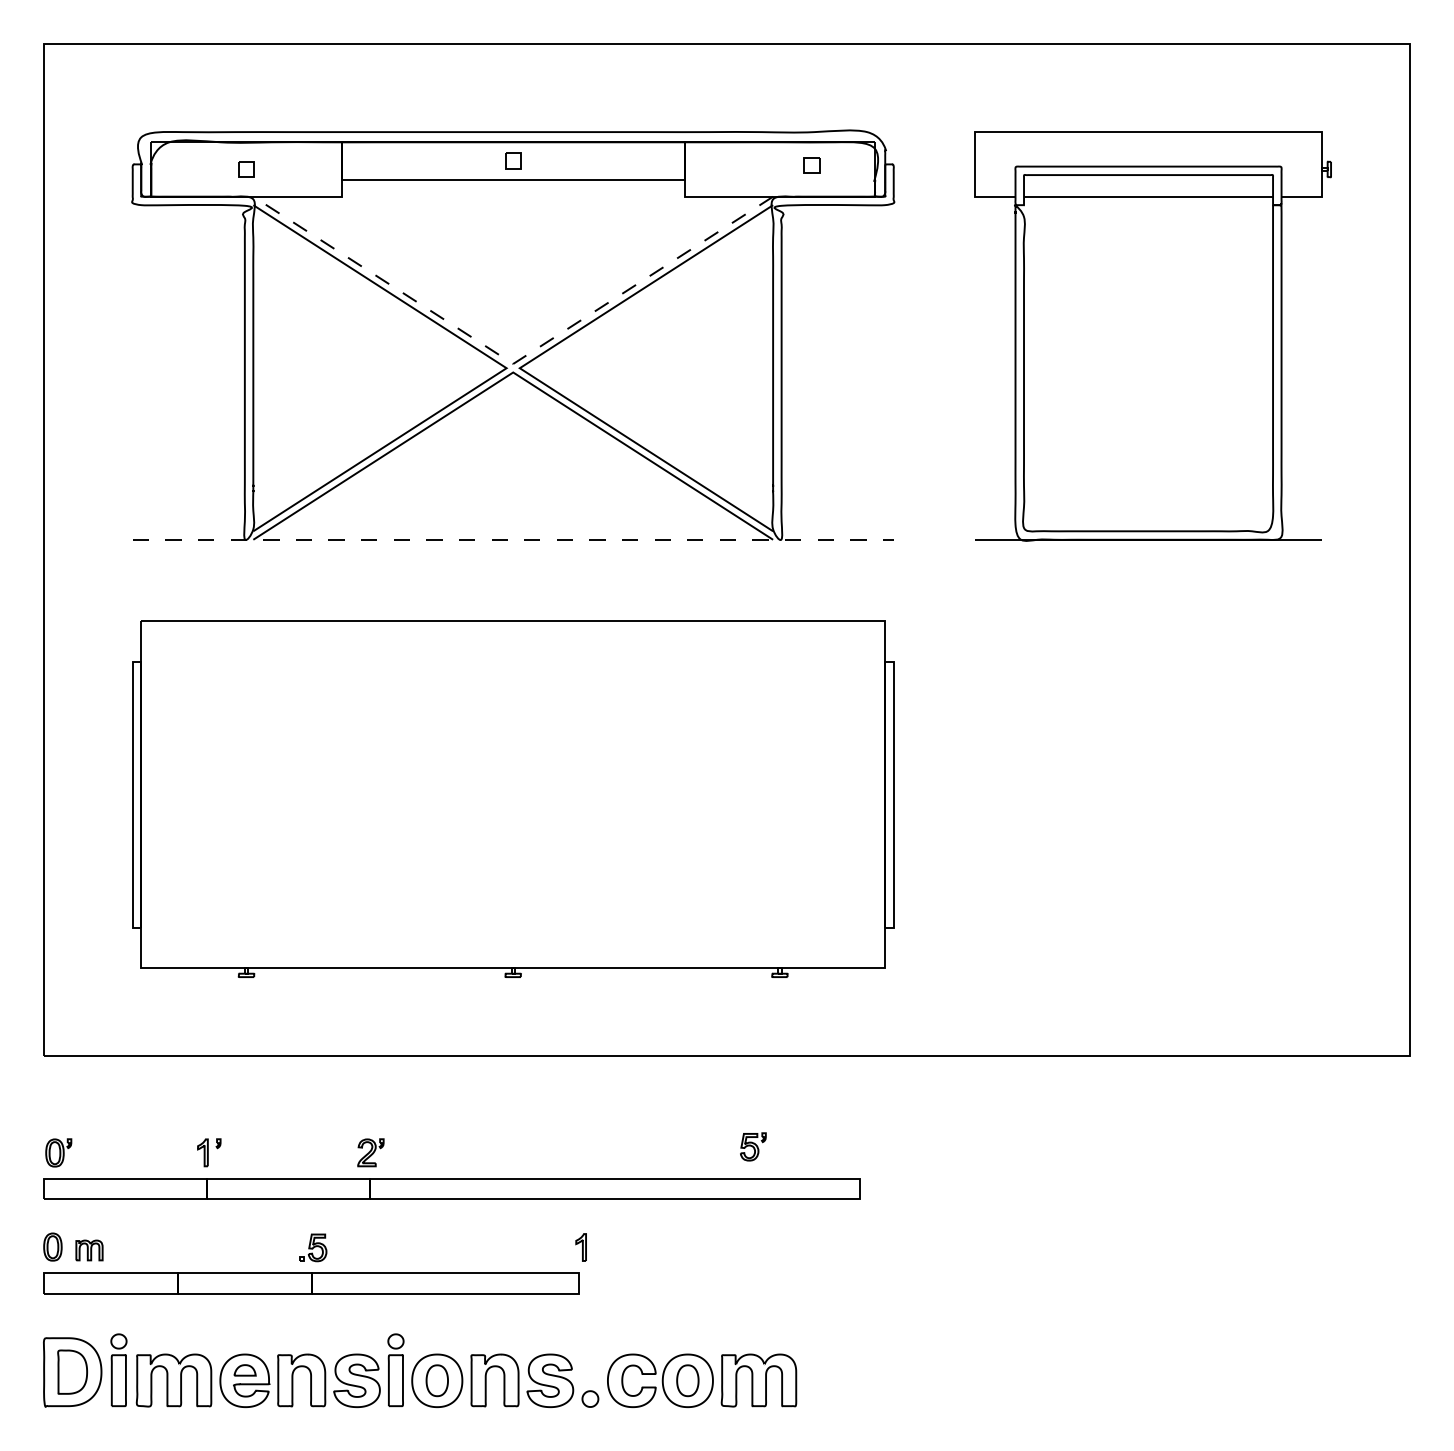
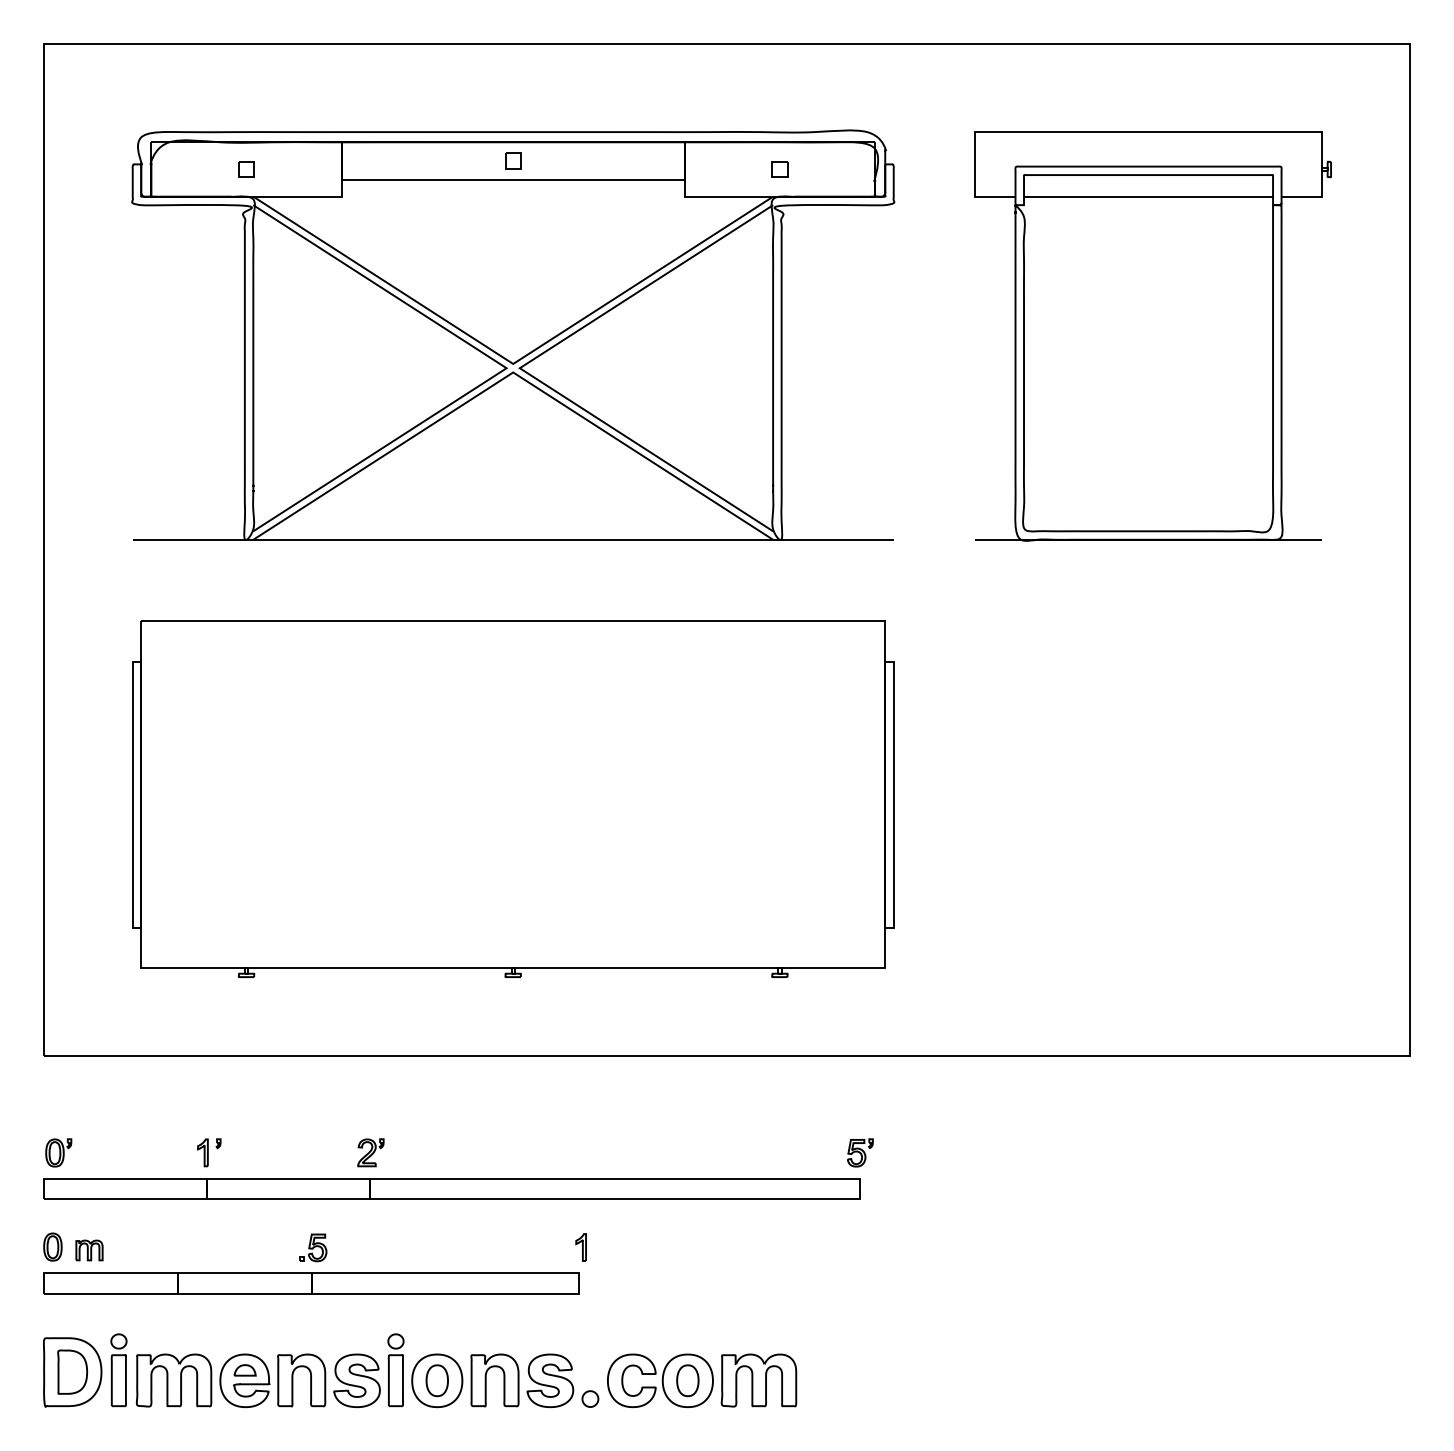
part position: (811, 165) -> (779, 169) (779, 169)
line: dashed -> solid (513, 363)
line: dashed -> solid (513, 539)
part position: (753, 1146) -> (860, 1152) (860, 1152)
